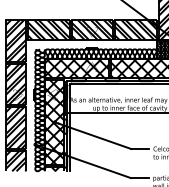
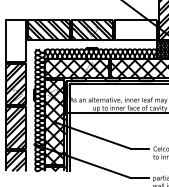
hatch: present -> none (135, 30)
hatch: present -> none (16, 40)
